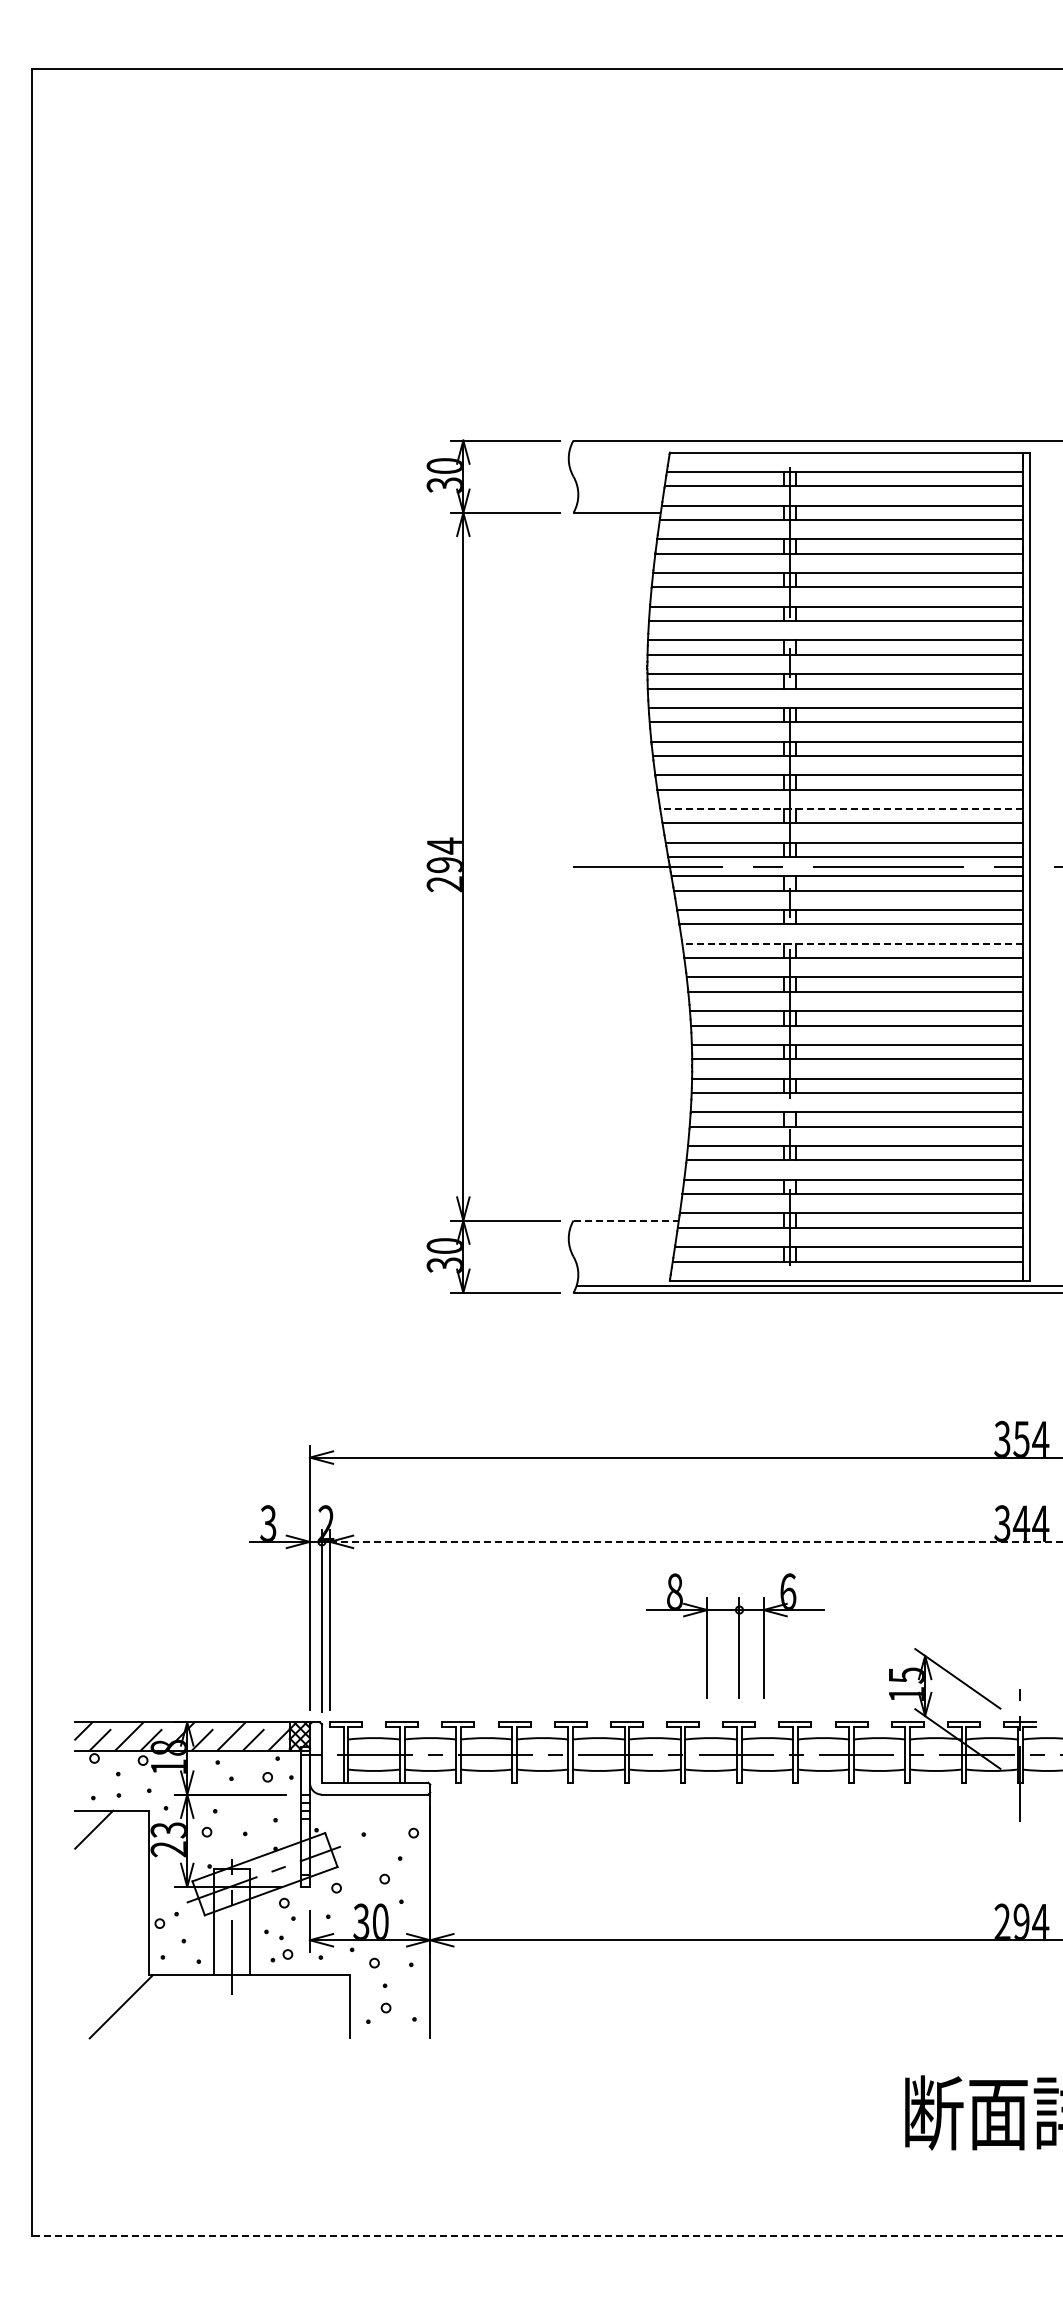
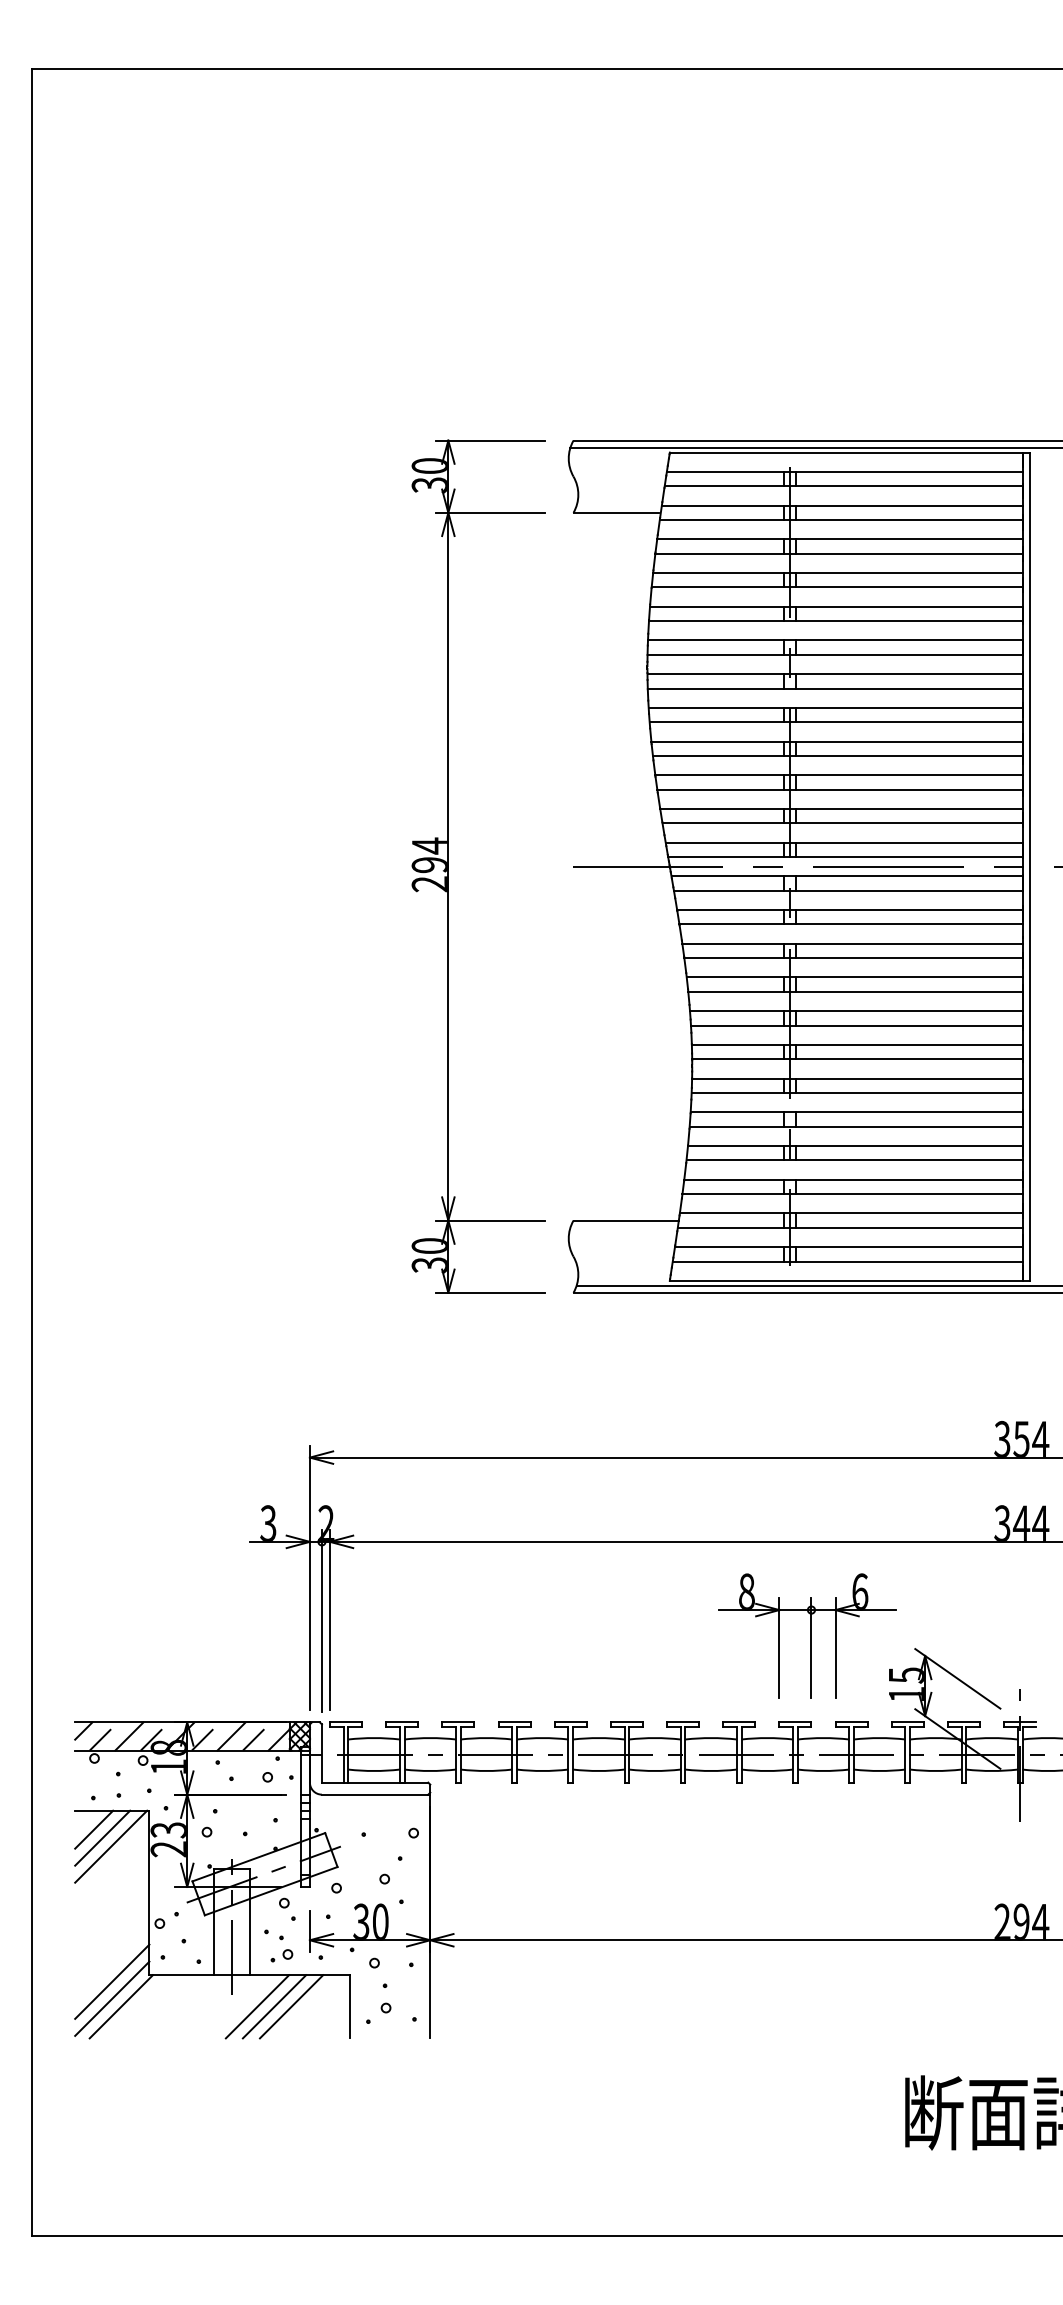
line: none -> present (814, 447)
line: dashed -> solid (840, 808)
part position: (463, 866) -> (448, 866) (448, 866)
line: dashed -> solid (851, 943)
line: dashed -> solid (626, 1220)
line: dashed -> solid (696, 1541)
part position: (735, 1635) -> (807, 1635) (807, 1635)
line: none -> present (102, 1837)
line: none -> present (111, 1846)
line: none -> present (112, 1981)
line: none -> present (112, 1998)
line: none -> present (257, 2006)
line: none -> present (274, 2006)
line: none -> present (291, 2006)
line: dashed -> solid (546, 2235)
